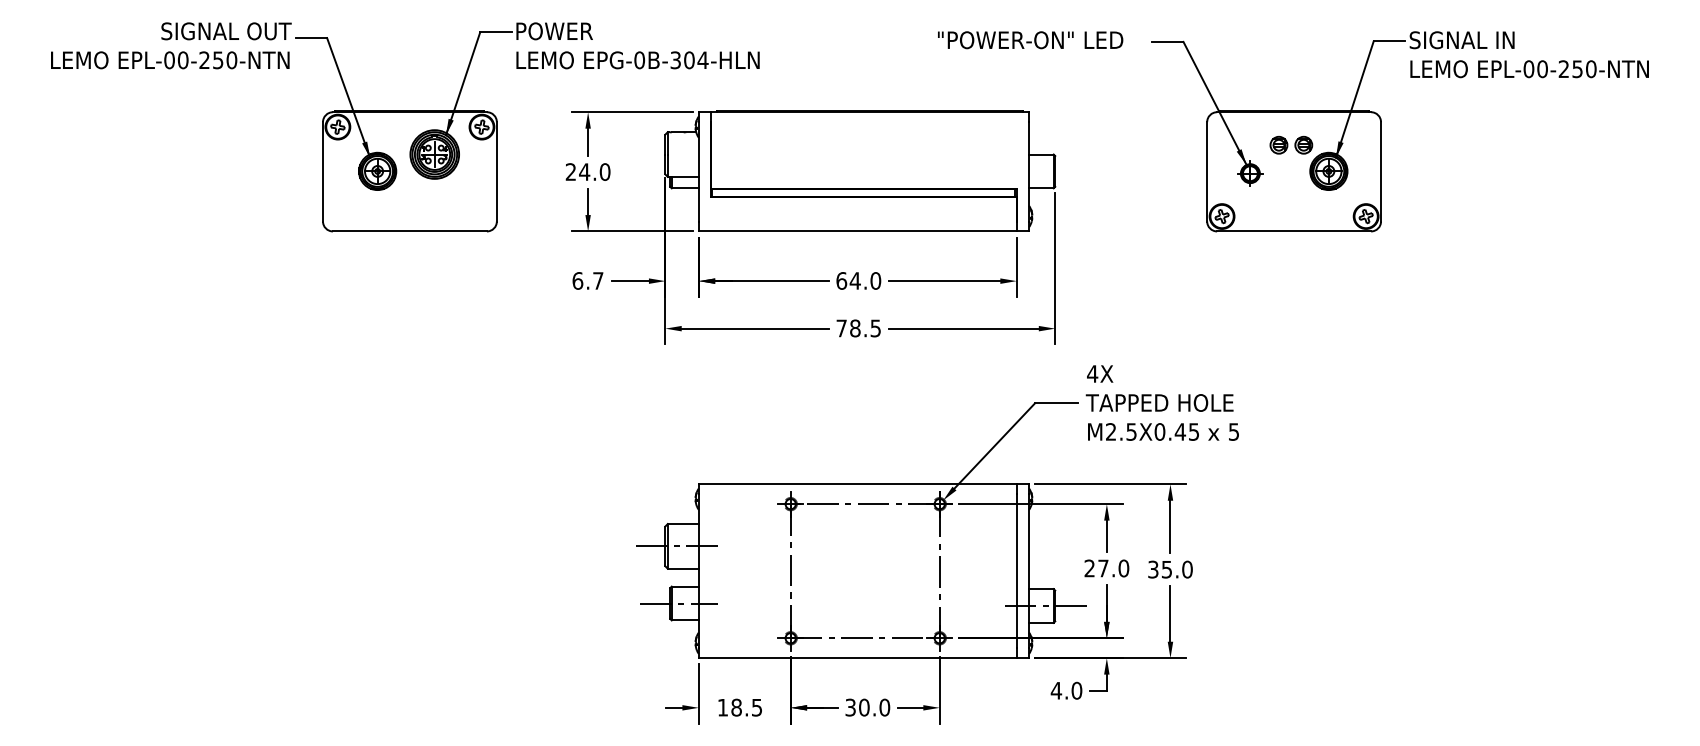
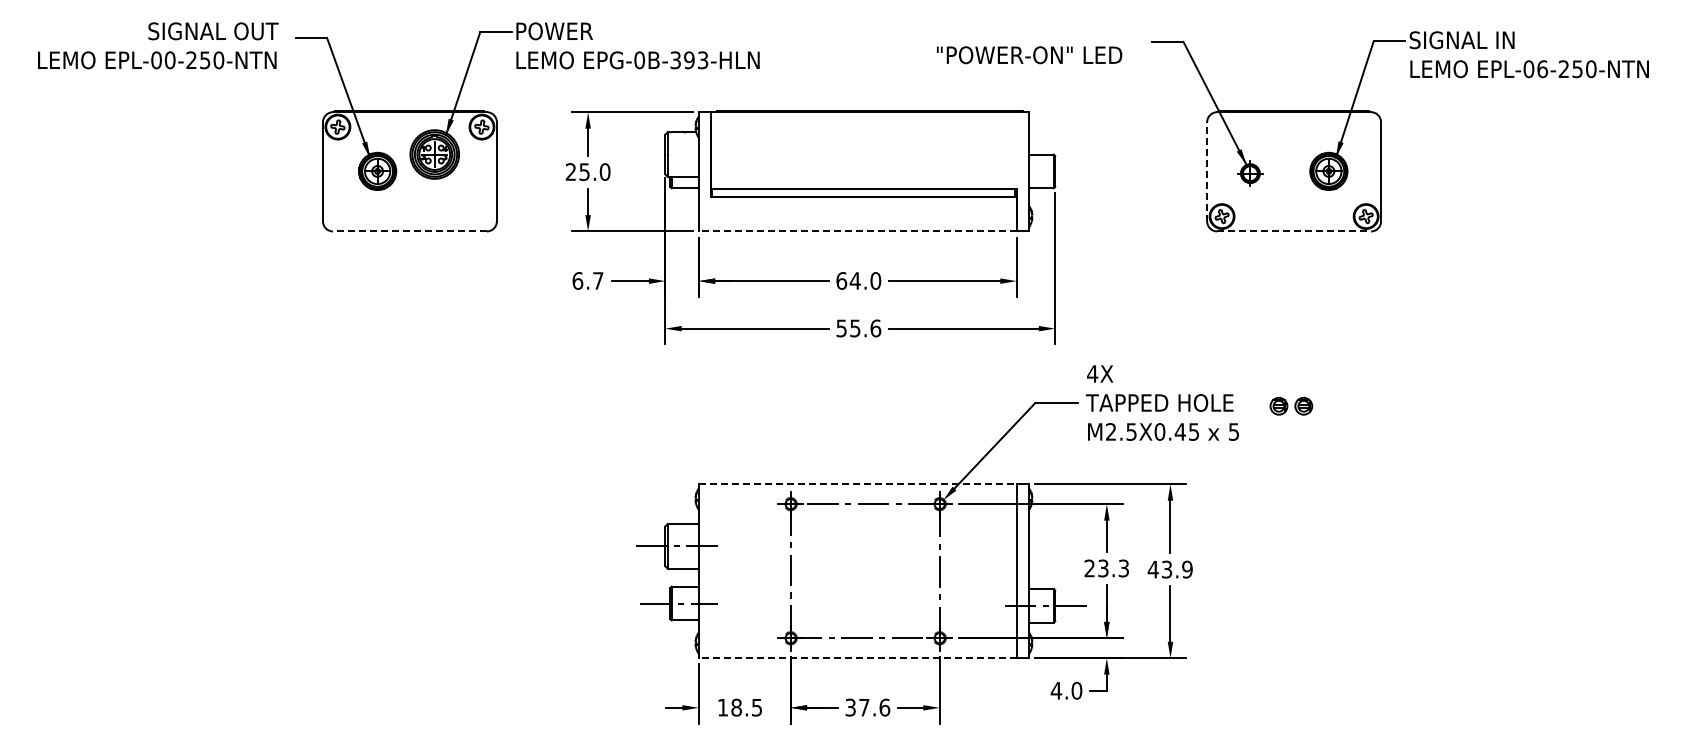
text position: (1030, 40) -> (1029, 55) (1029, 55)
text position: (171, 45) -> (158, 45) (158, 45)
text: EPG-0B-304-HLN -> EPG-0B-393-HLN (696, 60)
text: EPL-00-250-NTN -> EPL-06-250-NTN (1542, 68)
part position: (1291, 144) -> (1291, 405) (1291, 405)
line: solid -> dashed (1207, 171)
text: 24.0 -> 25.0 (584, 172)
line: solid -> dashed (409, 231)
line: solid -> dashed (857, 231)
line: solid -> dashed (1294, 231)
text: 78.5 -> 55.6 (858, 328)
line: solid -> dashed (857, 484)
text: 27.0 -> 23.3 (1113, 568)
text: 35.0 -> 43.9 (1169, 569)
line: solid -> dashed (857, 658)
text: 30.0 -> 37.6 (874, 707)
